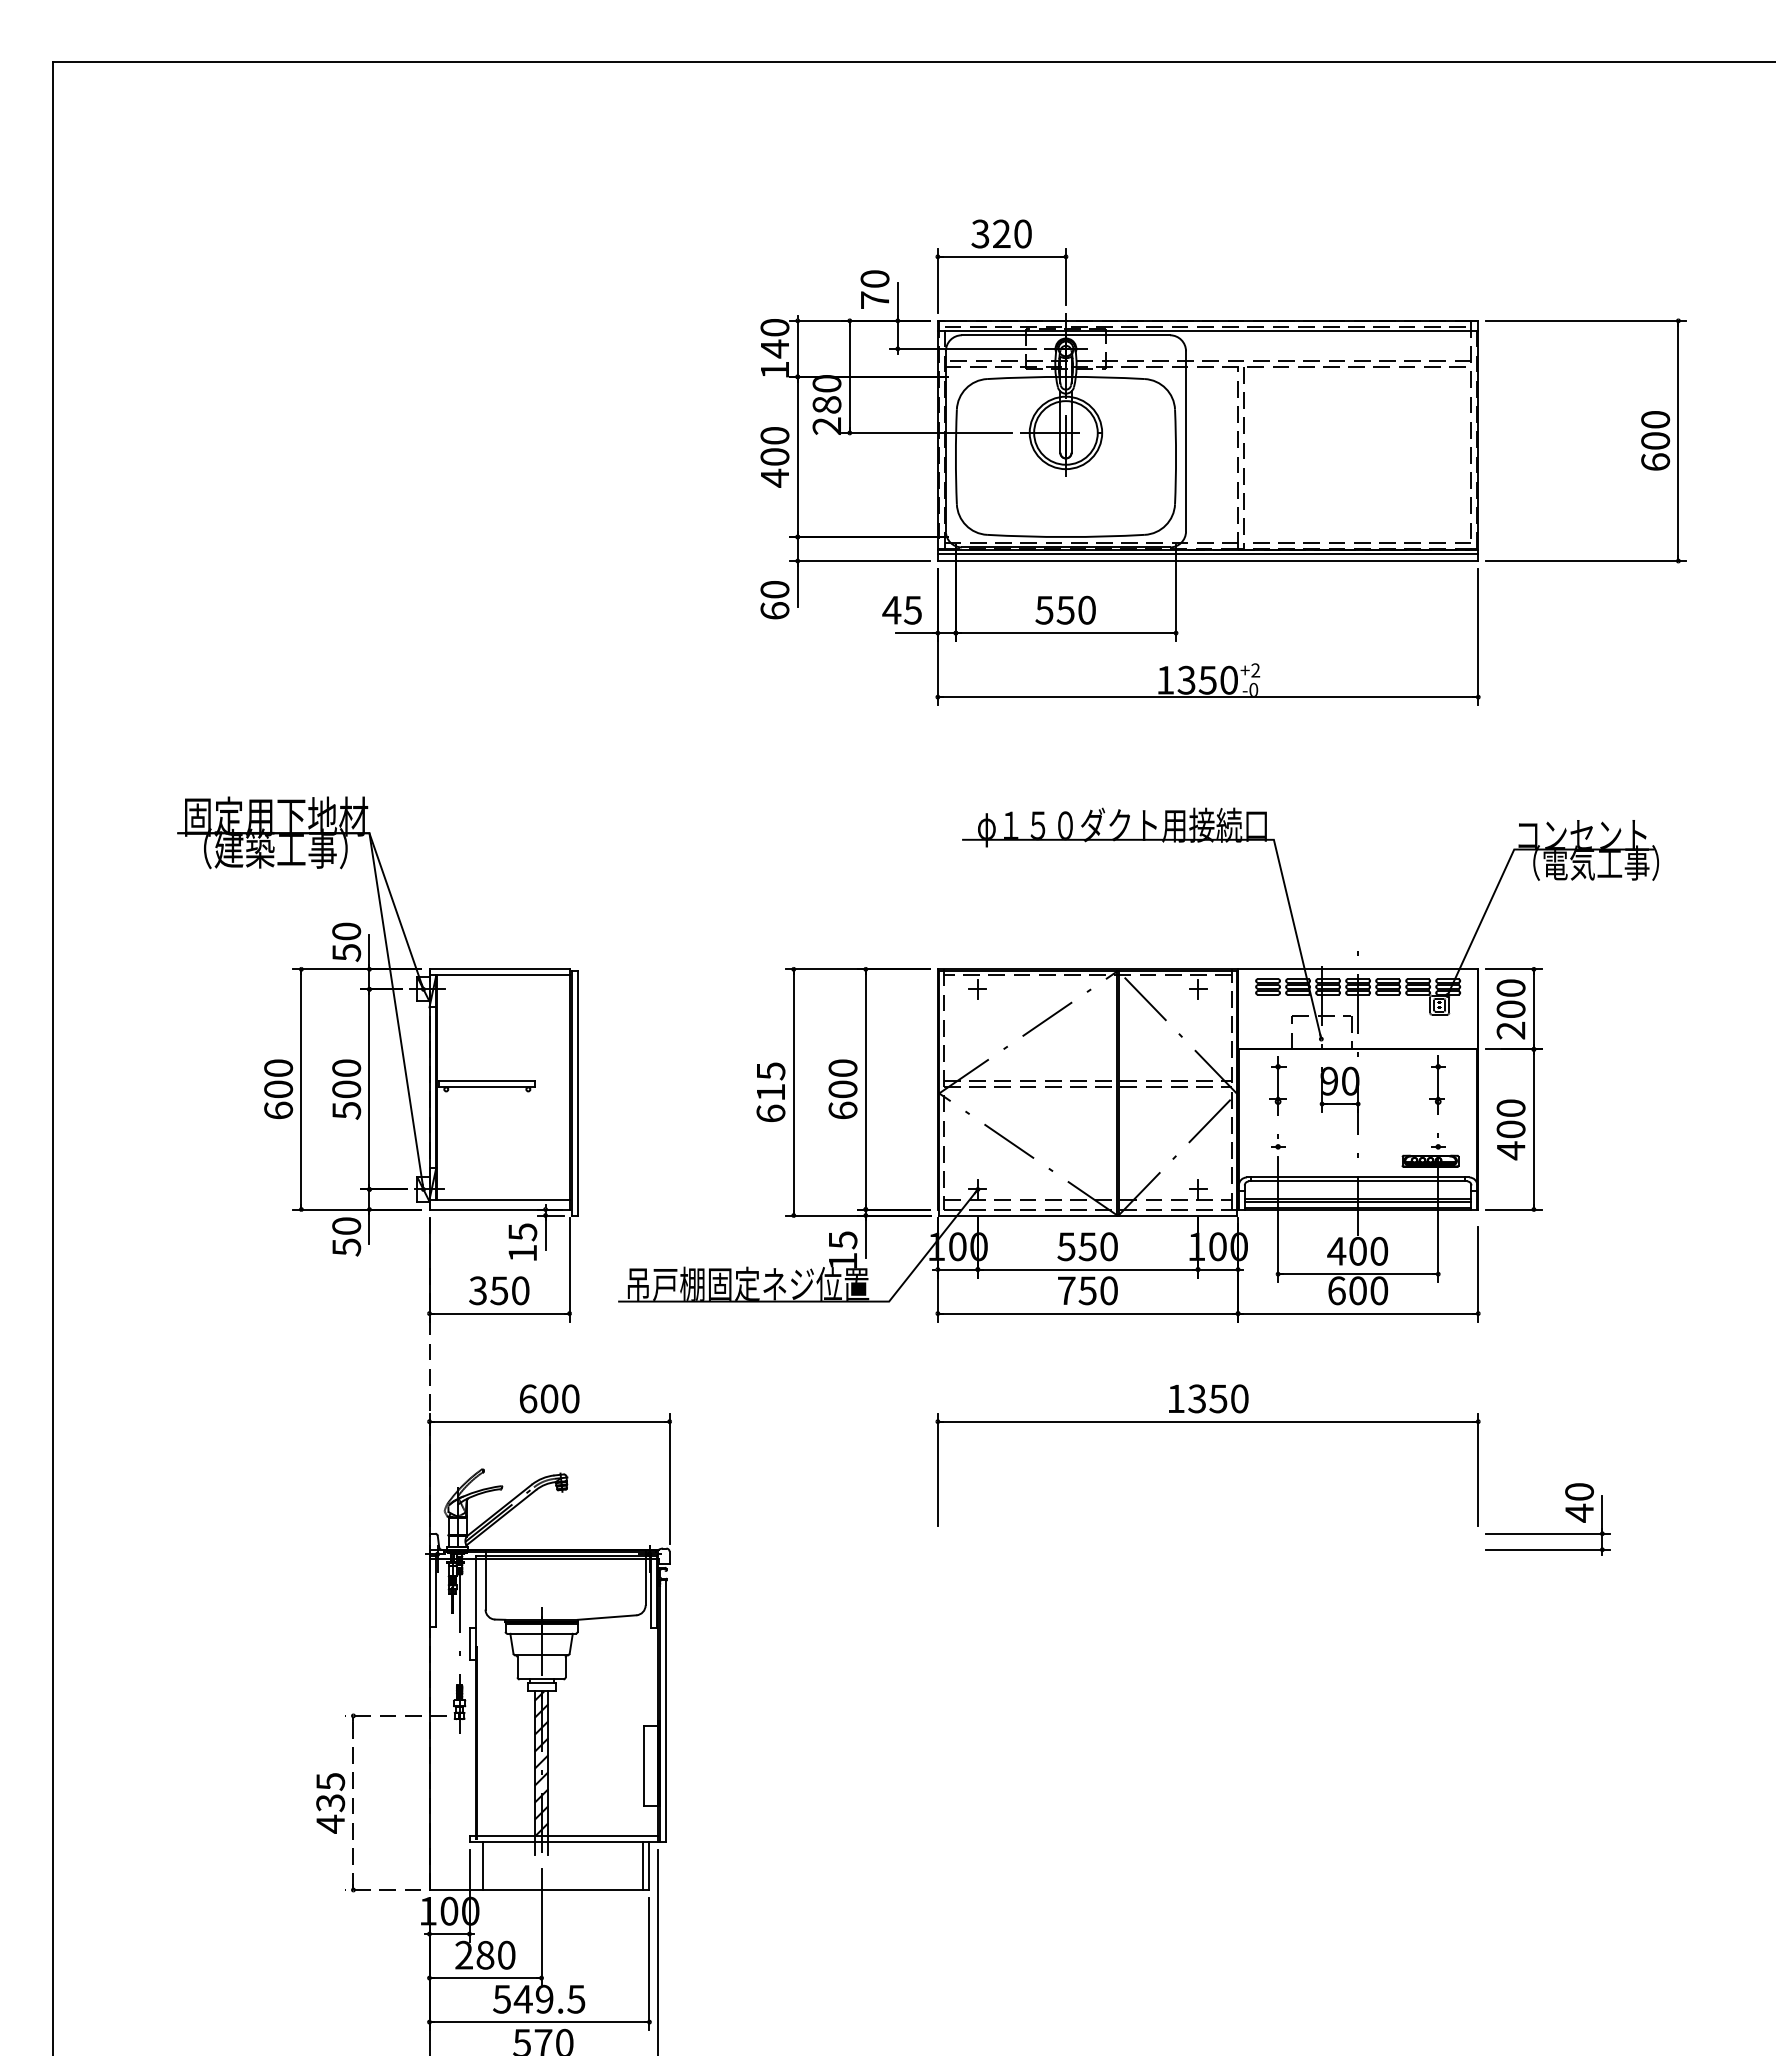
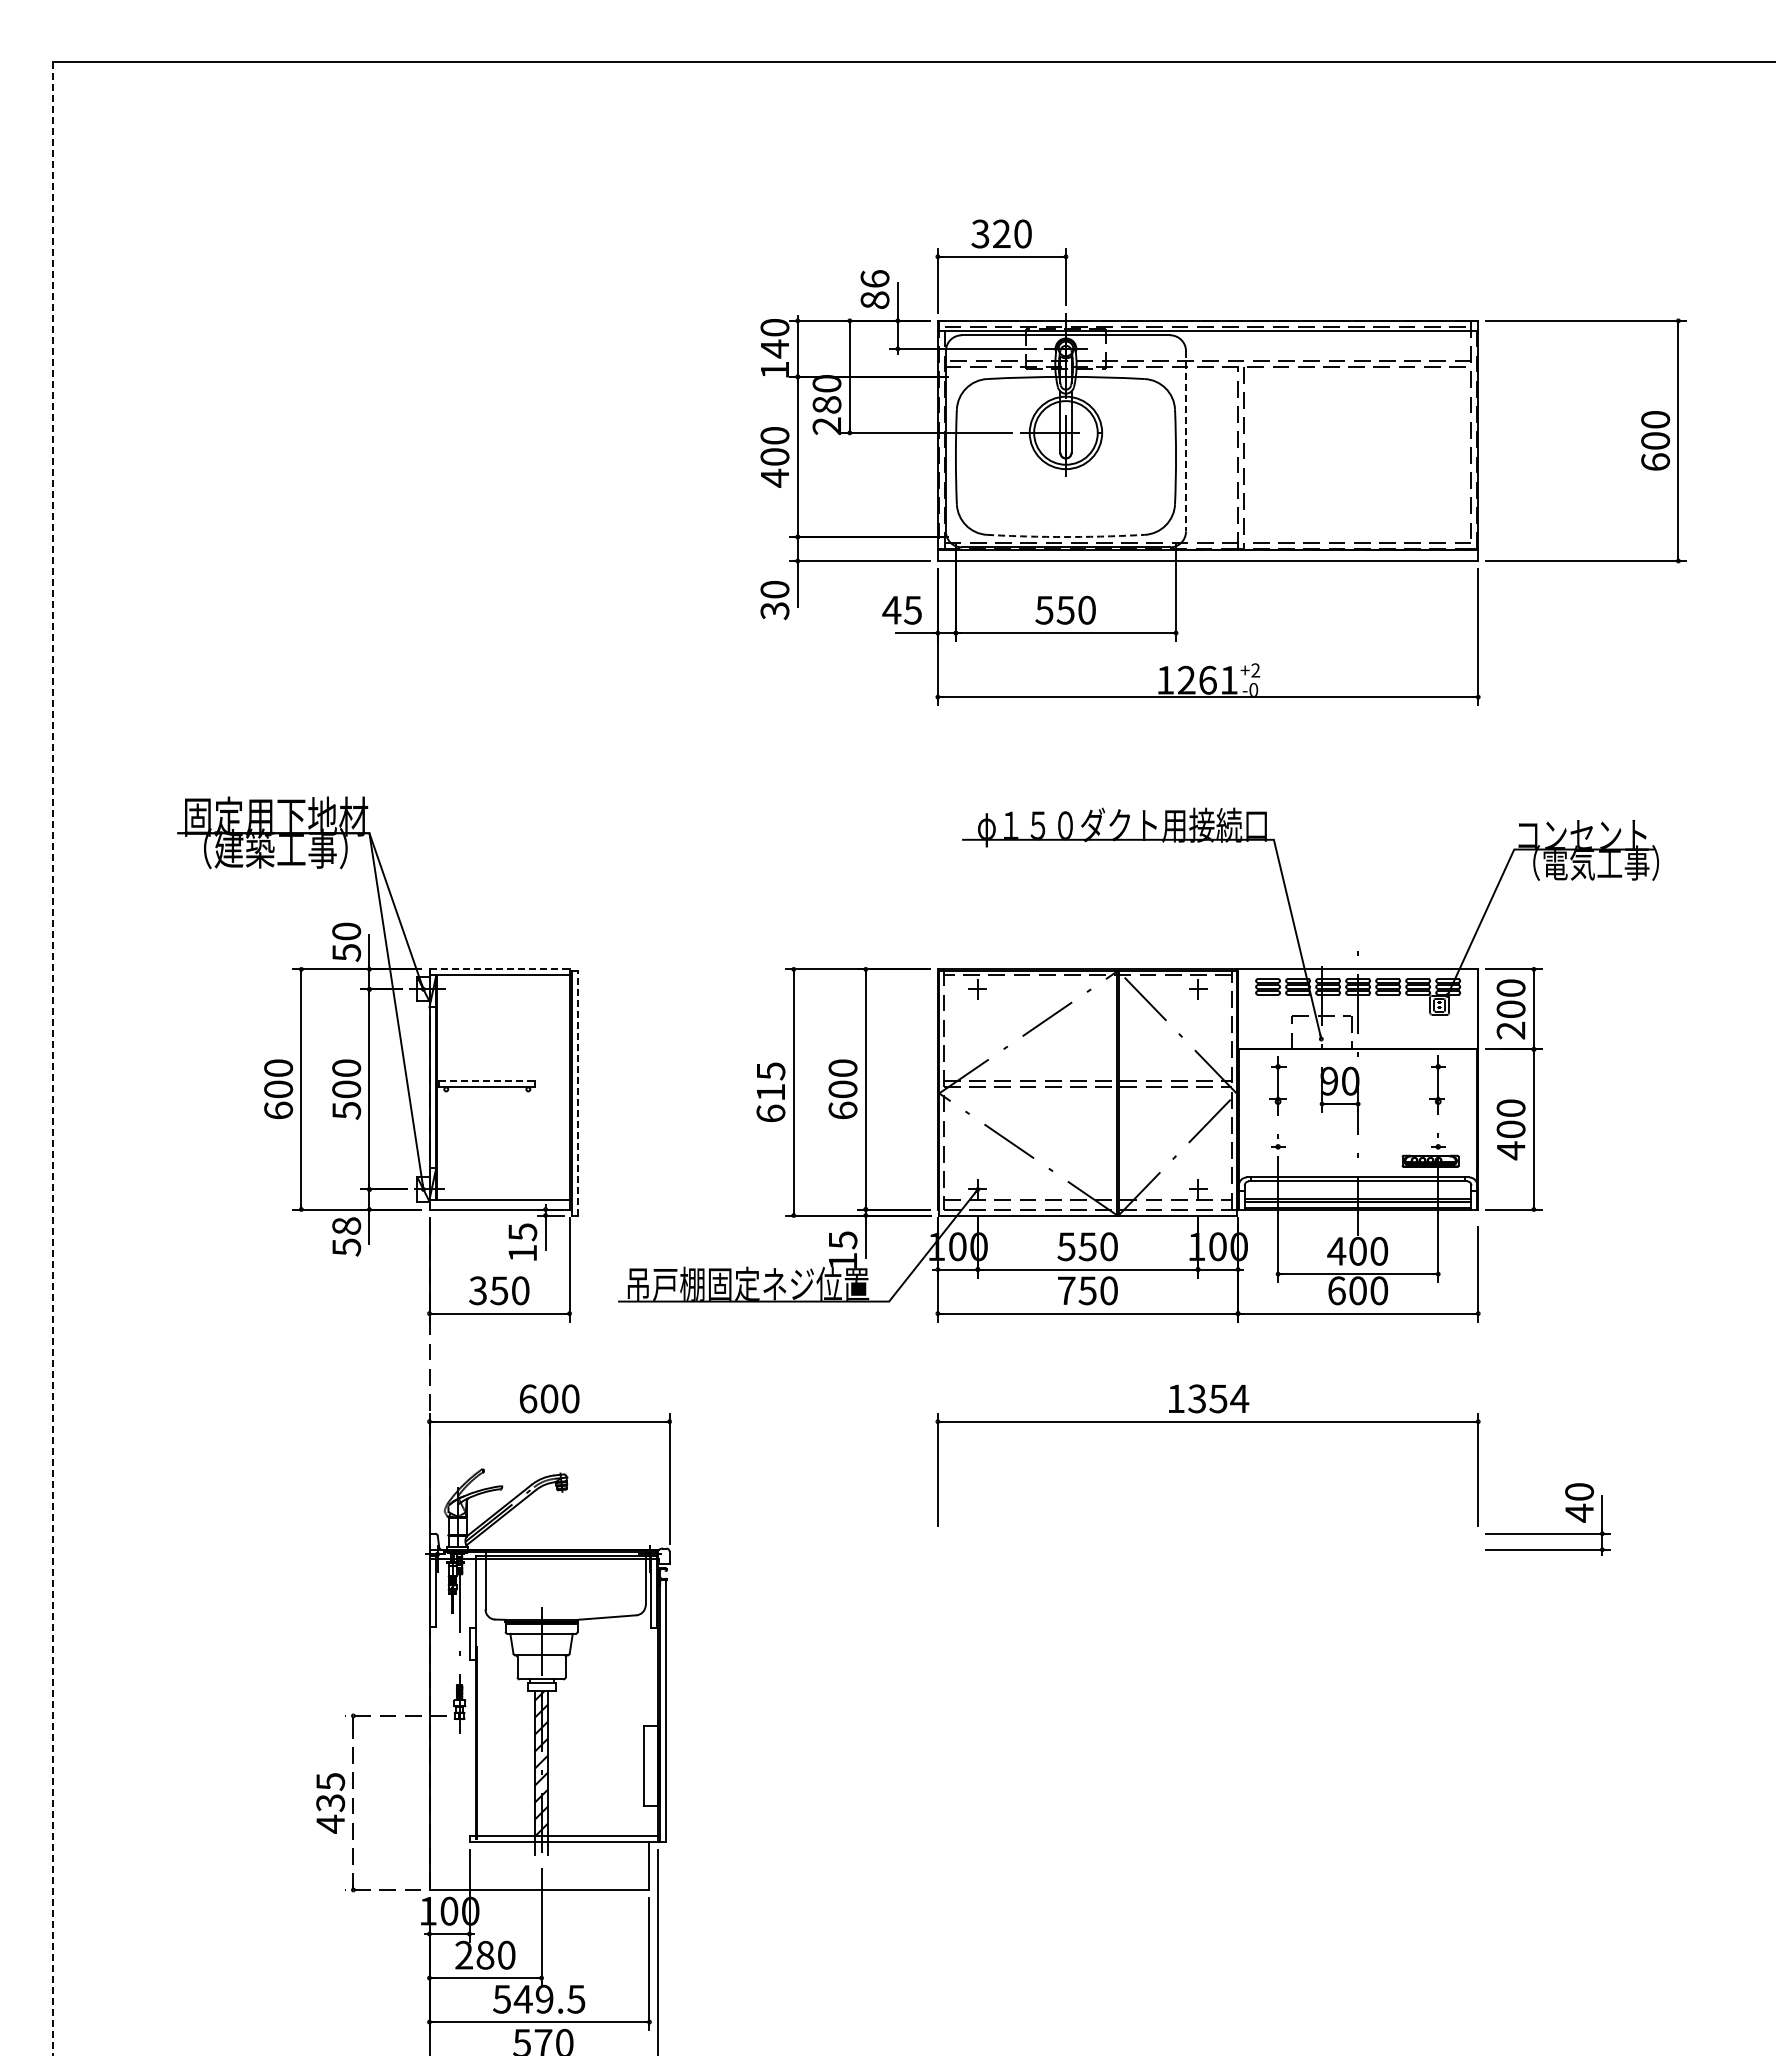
text: 70 -> 86 (874, 289)
line: solid -> dashed (1186, 441)
arc: solid -> dashed (1065, 537)
line: present -> none (1207, 554)
text: 60 -> 30 (774, 611)
text: 1350 -> 1261 (1207, 679)
line: solid -> dashed (500, 969)
line: solid -> dashed (53, 1058)
line: solid -> dashed (487, 1081)
line: solid -> dashed (577, 1092)
text: 50 -> 58 (346, 1225)
text: 1350 -> 1354 (1239, 1398)
line: present -> none (483, 1865)
line: present -> none (643, 1865)
